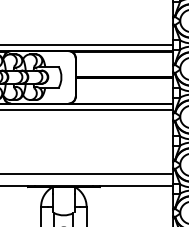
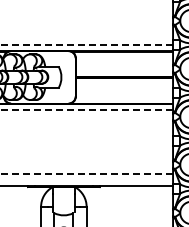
line: solid -> dashed (86, 45)
line: solid -> dashed (86, 110)
line: solid -> dashed (86, 173)
